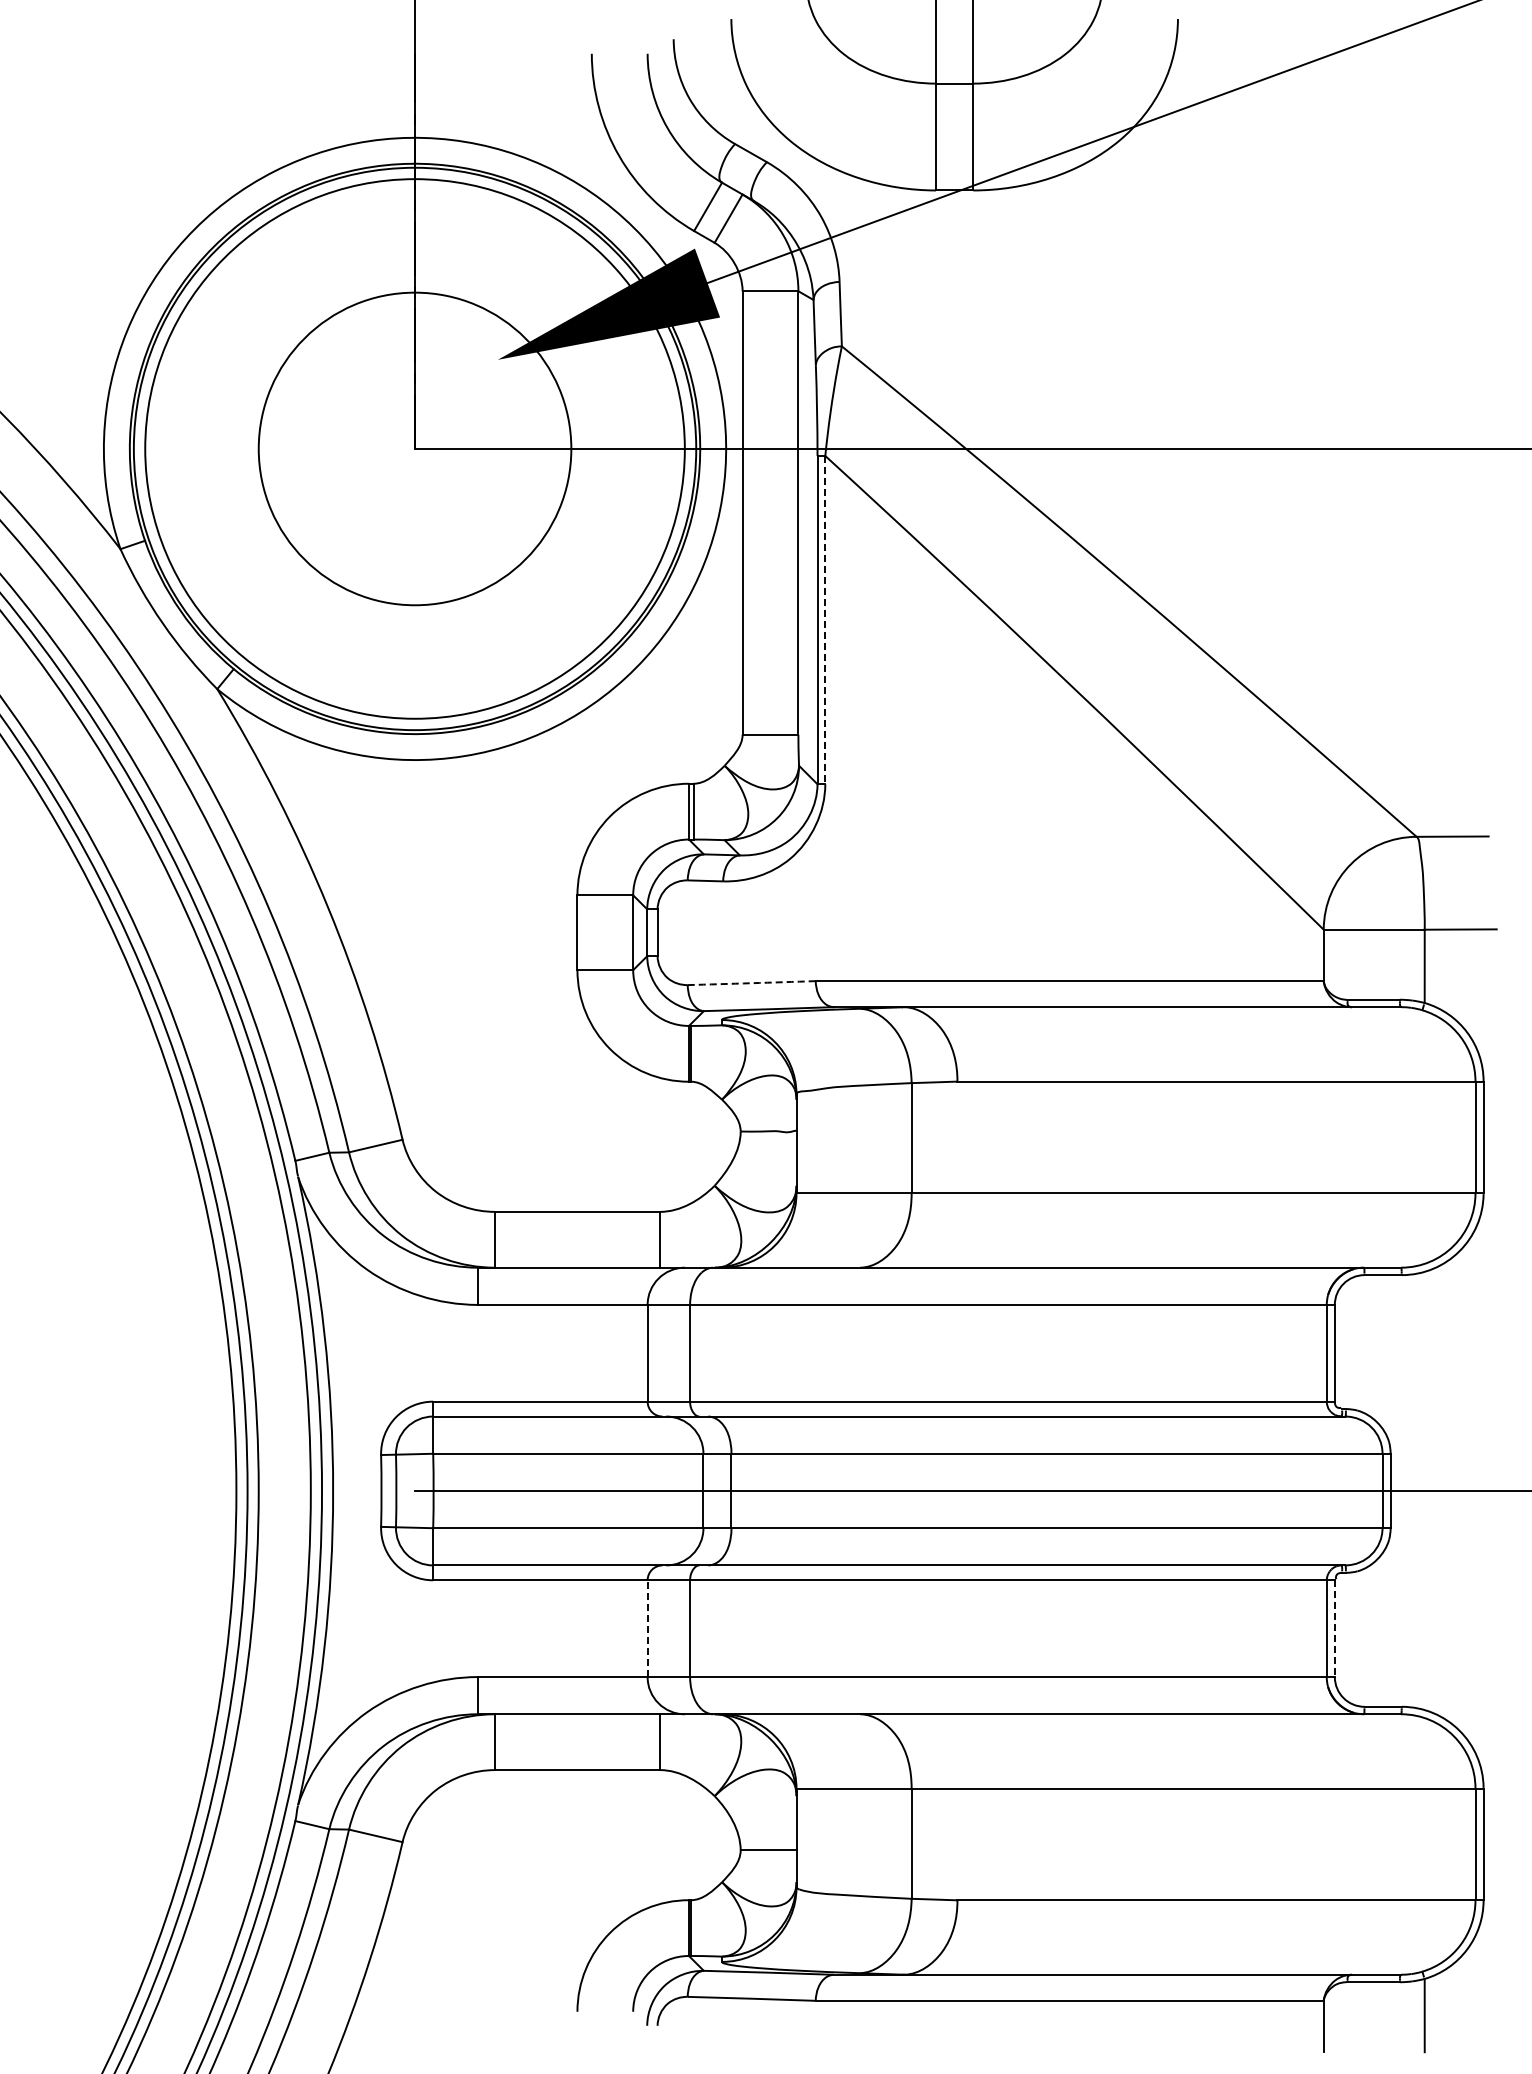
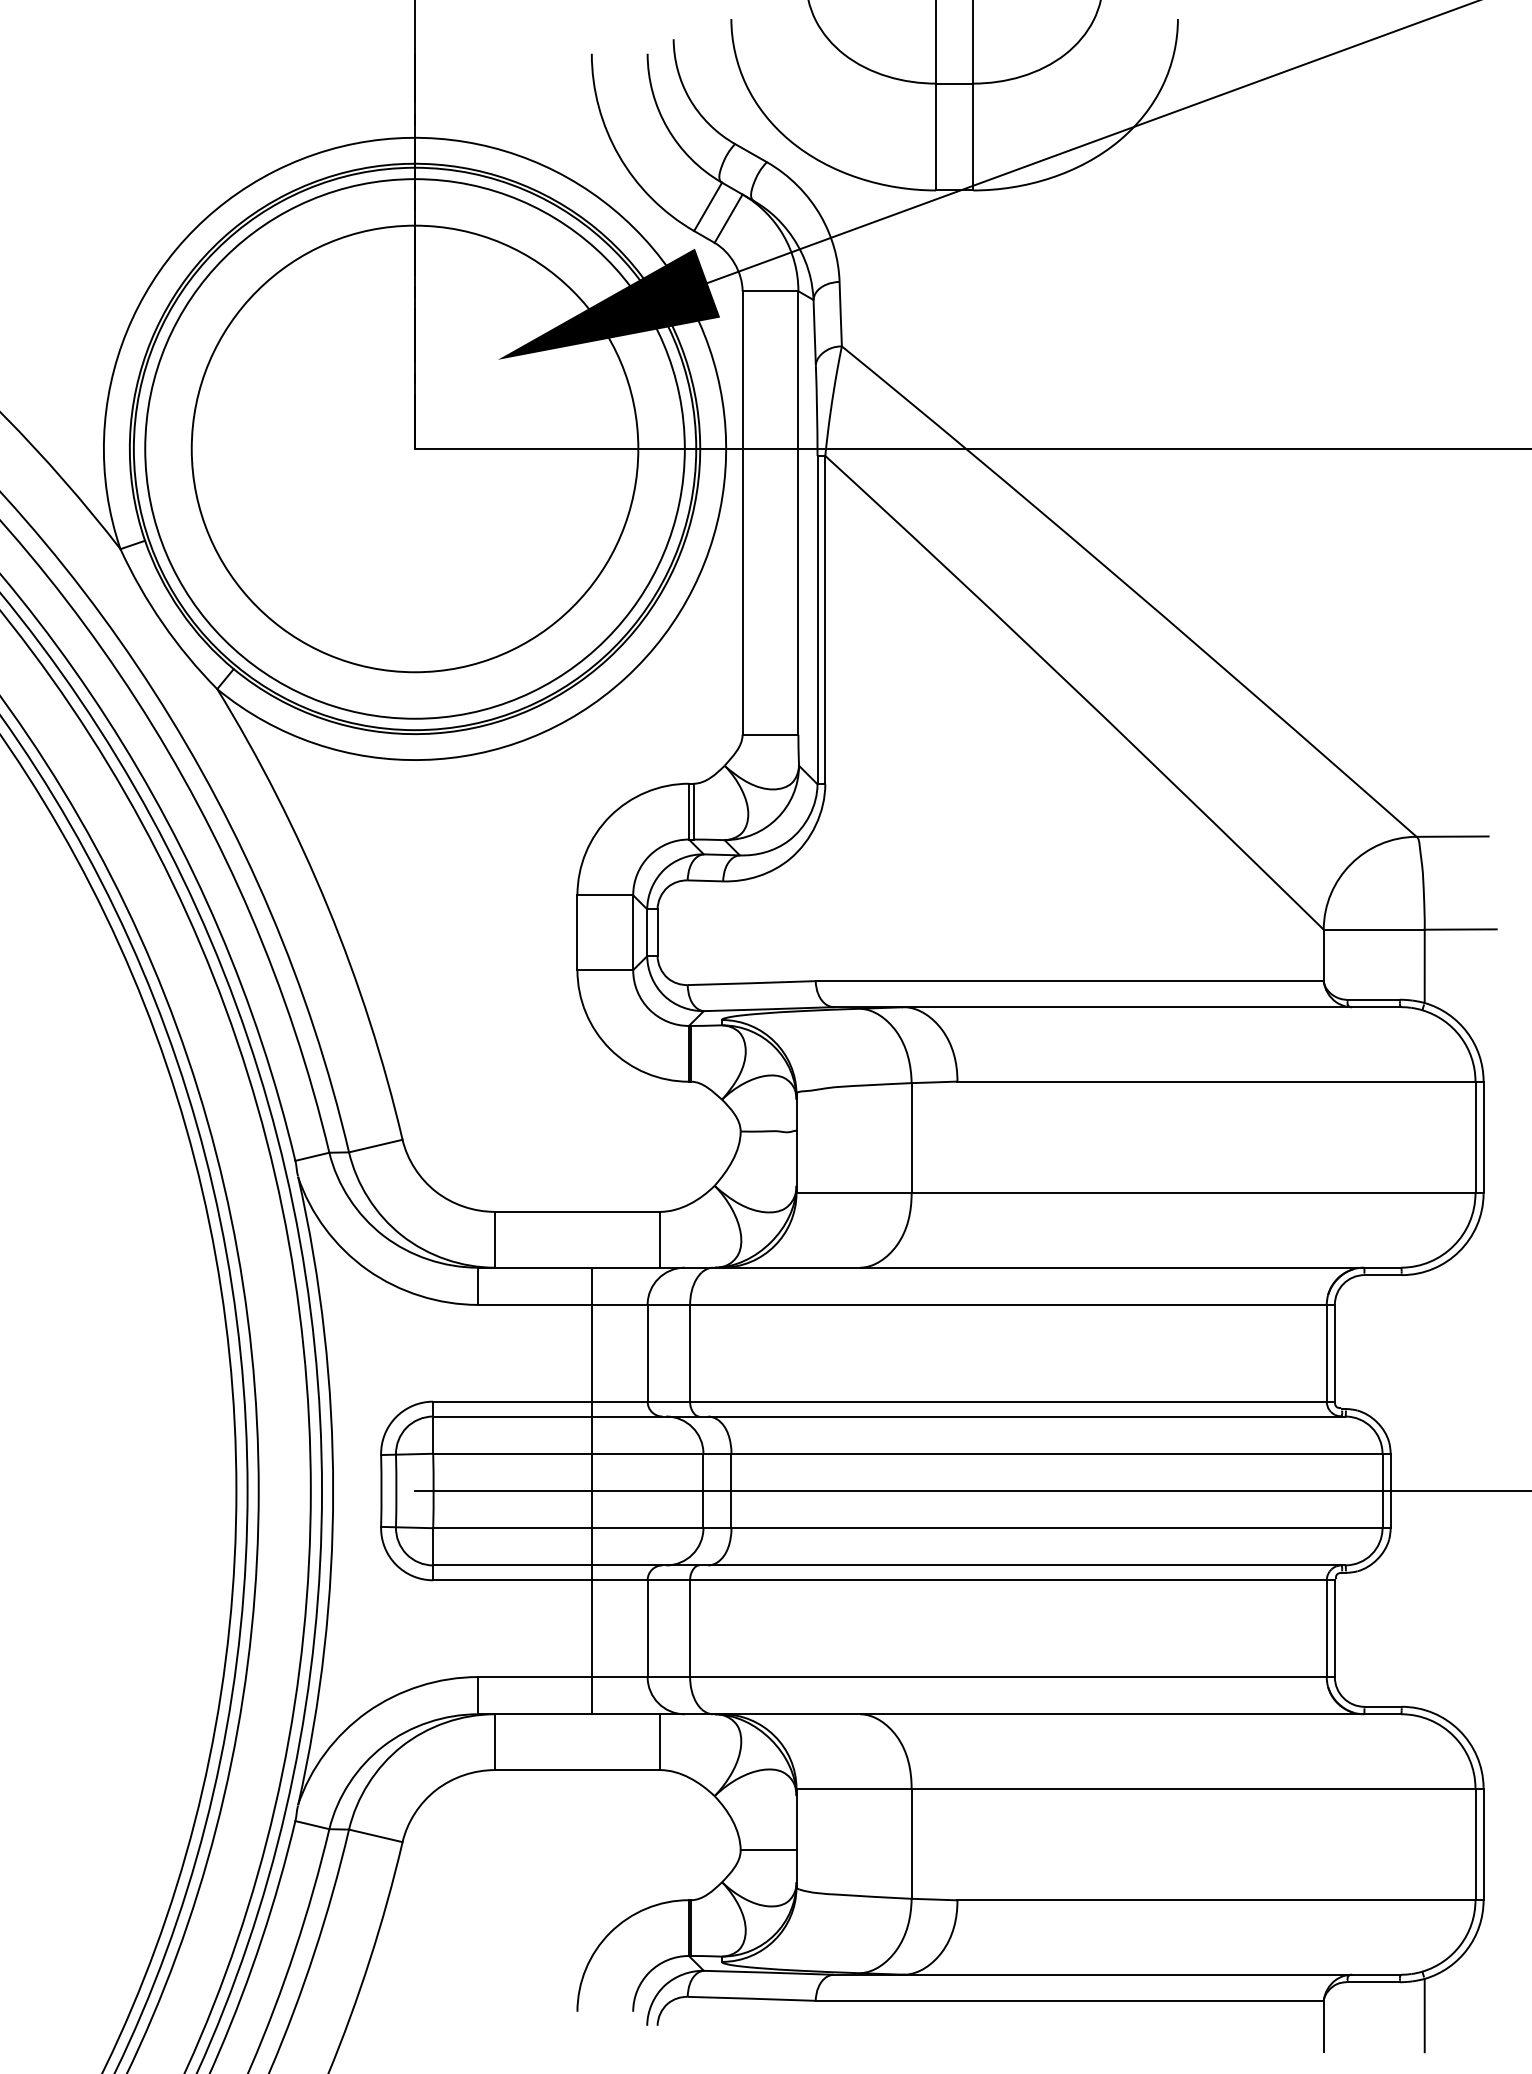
circle diameter: 313 px -> 447 px (414, 448)
line: dashed -> solid (825, 620)
arc: dashed -> solid (751, 983)
line: none -> present (591, 1490)
line: dashed -> solid (647, 1628)
line: dashed -> solid (1334, 1629)
